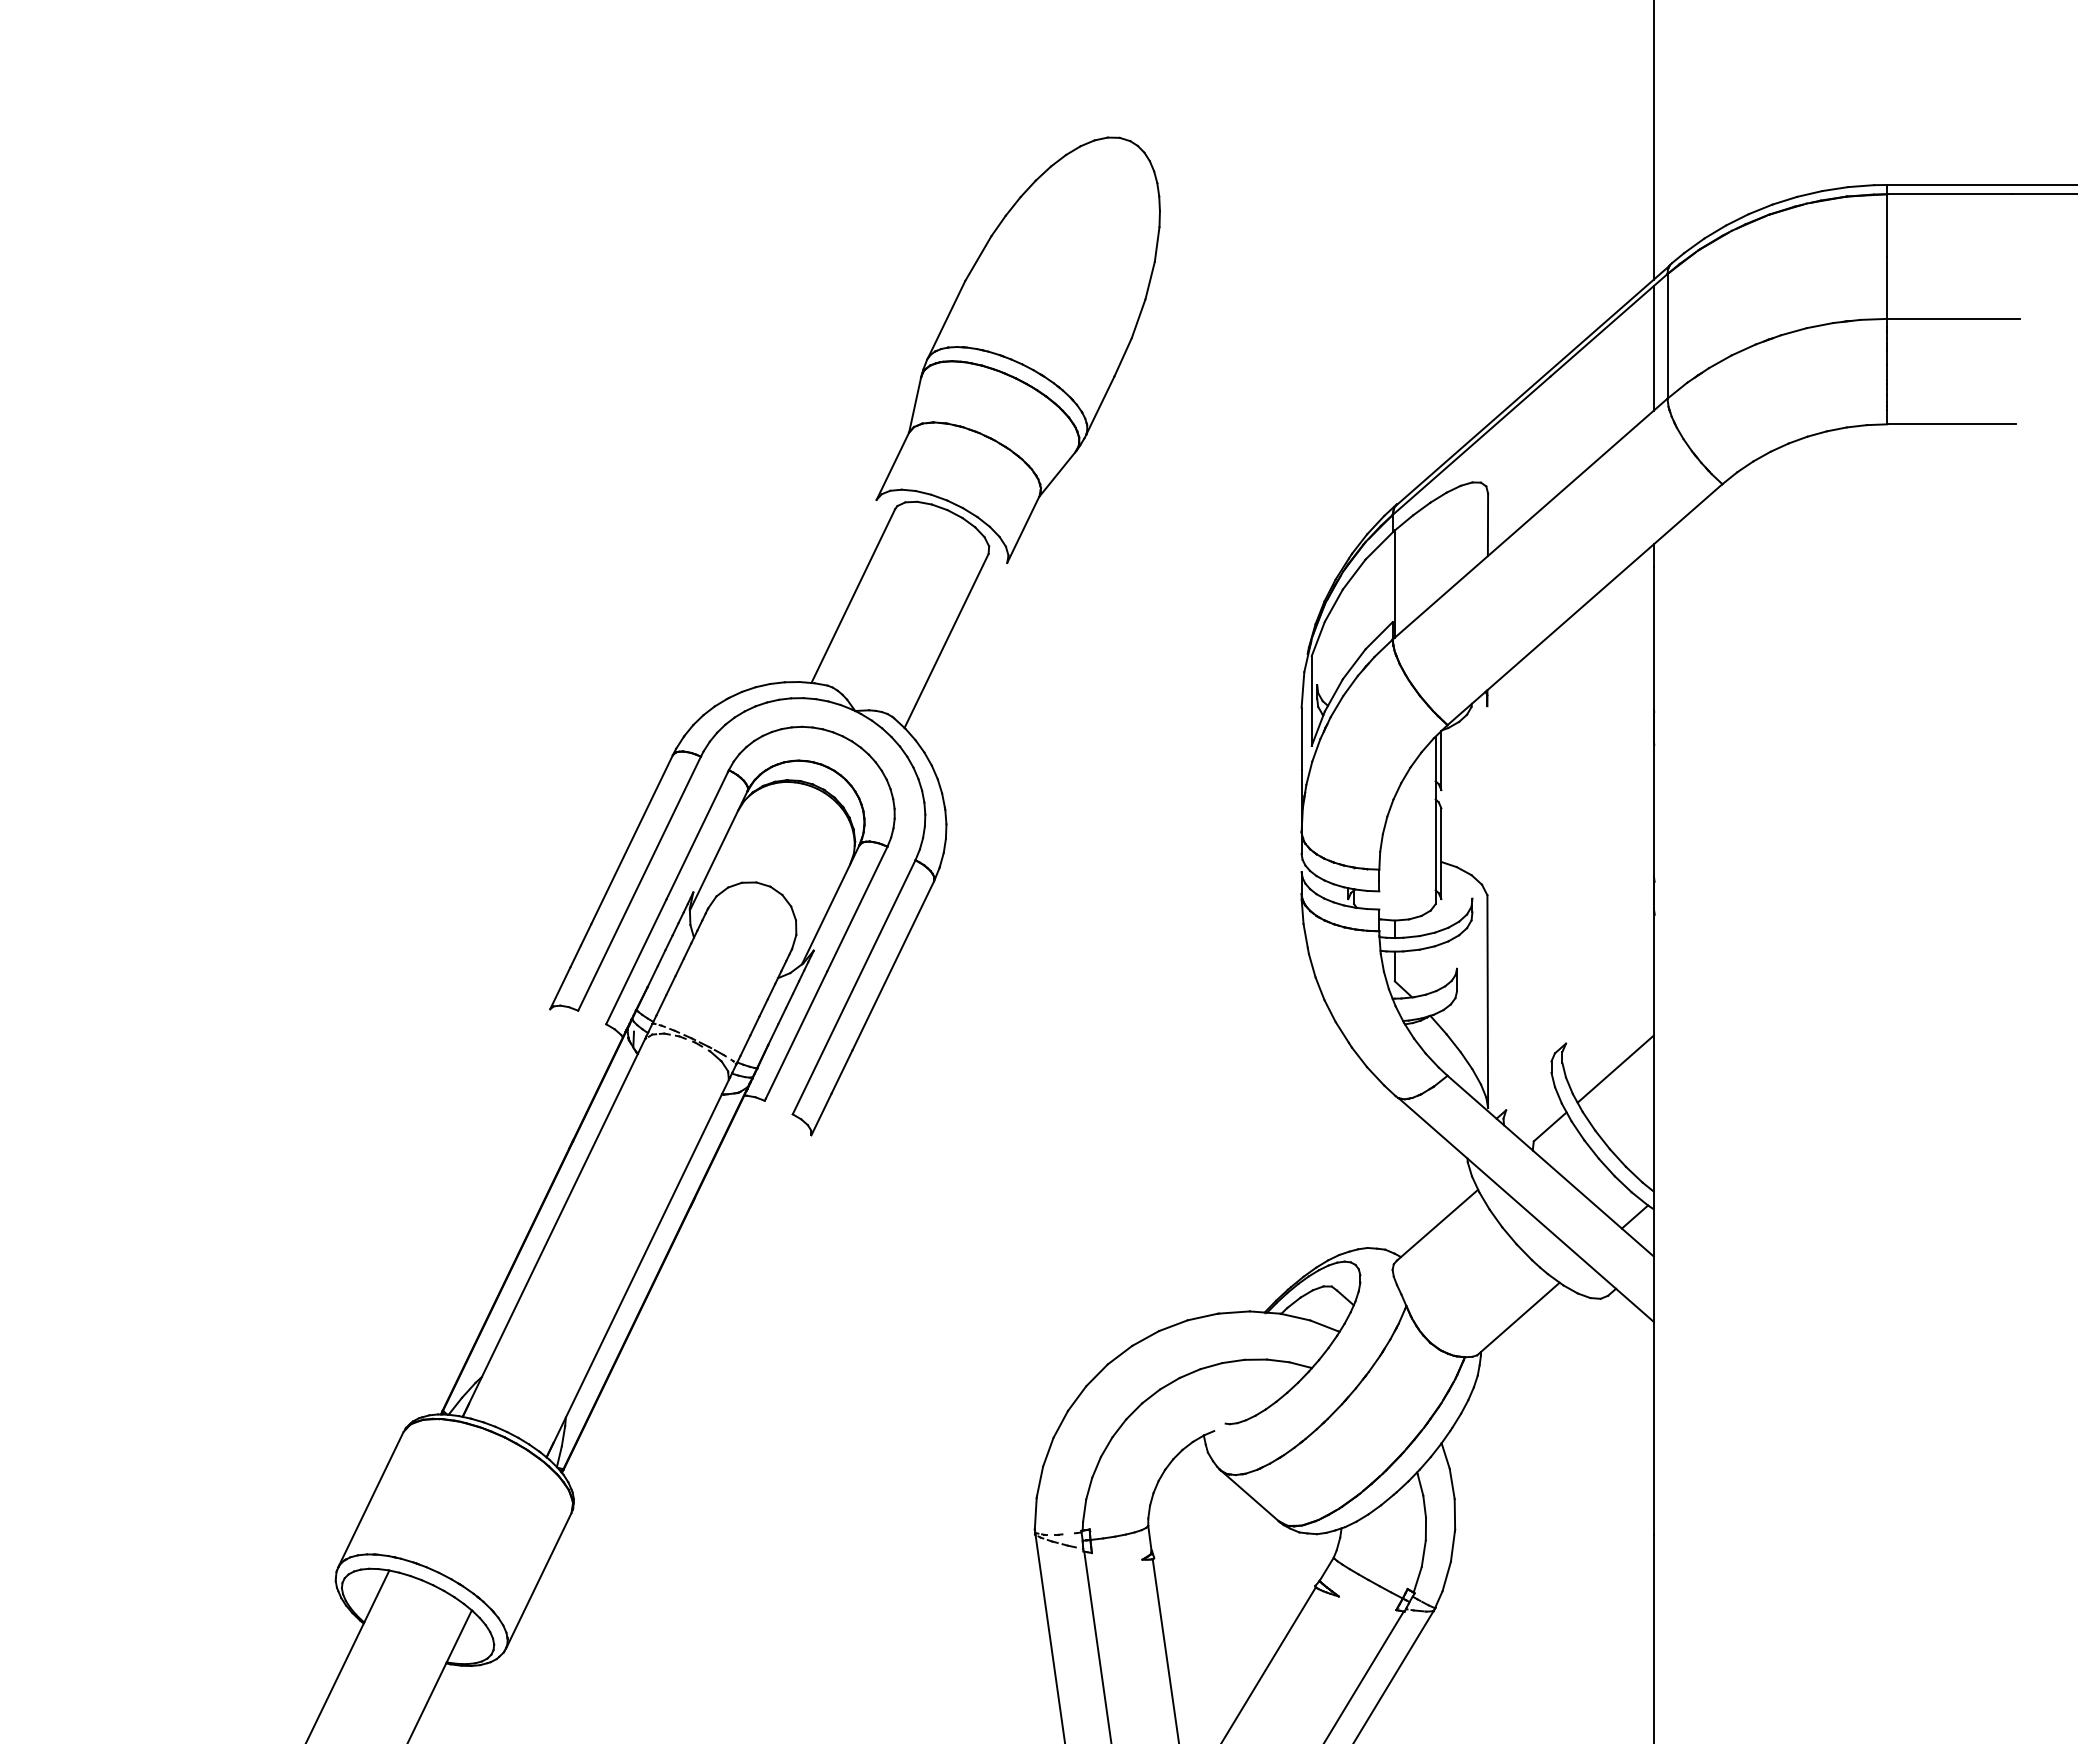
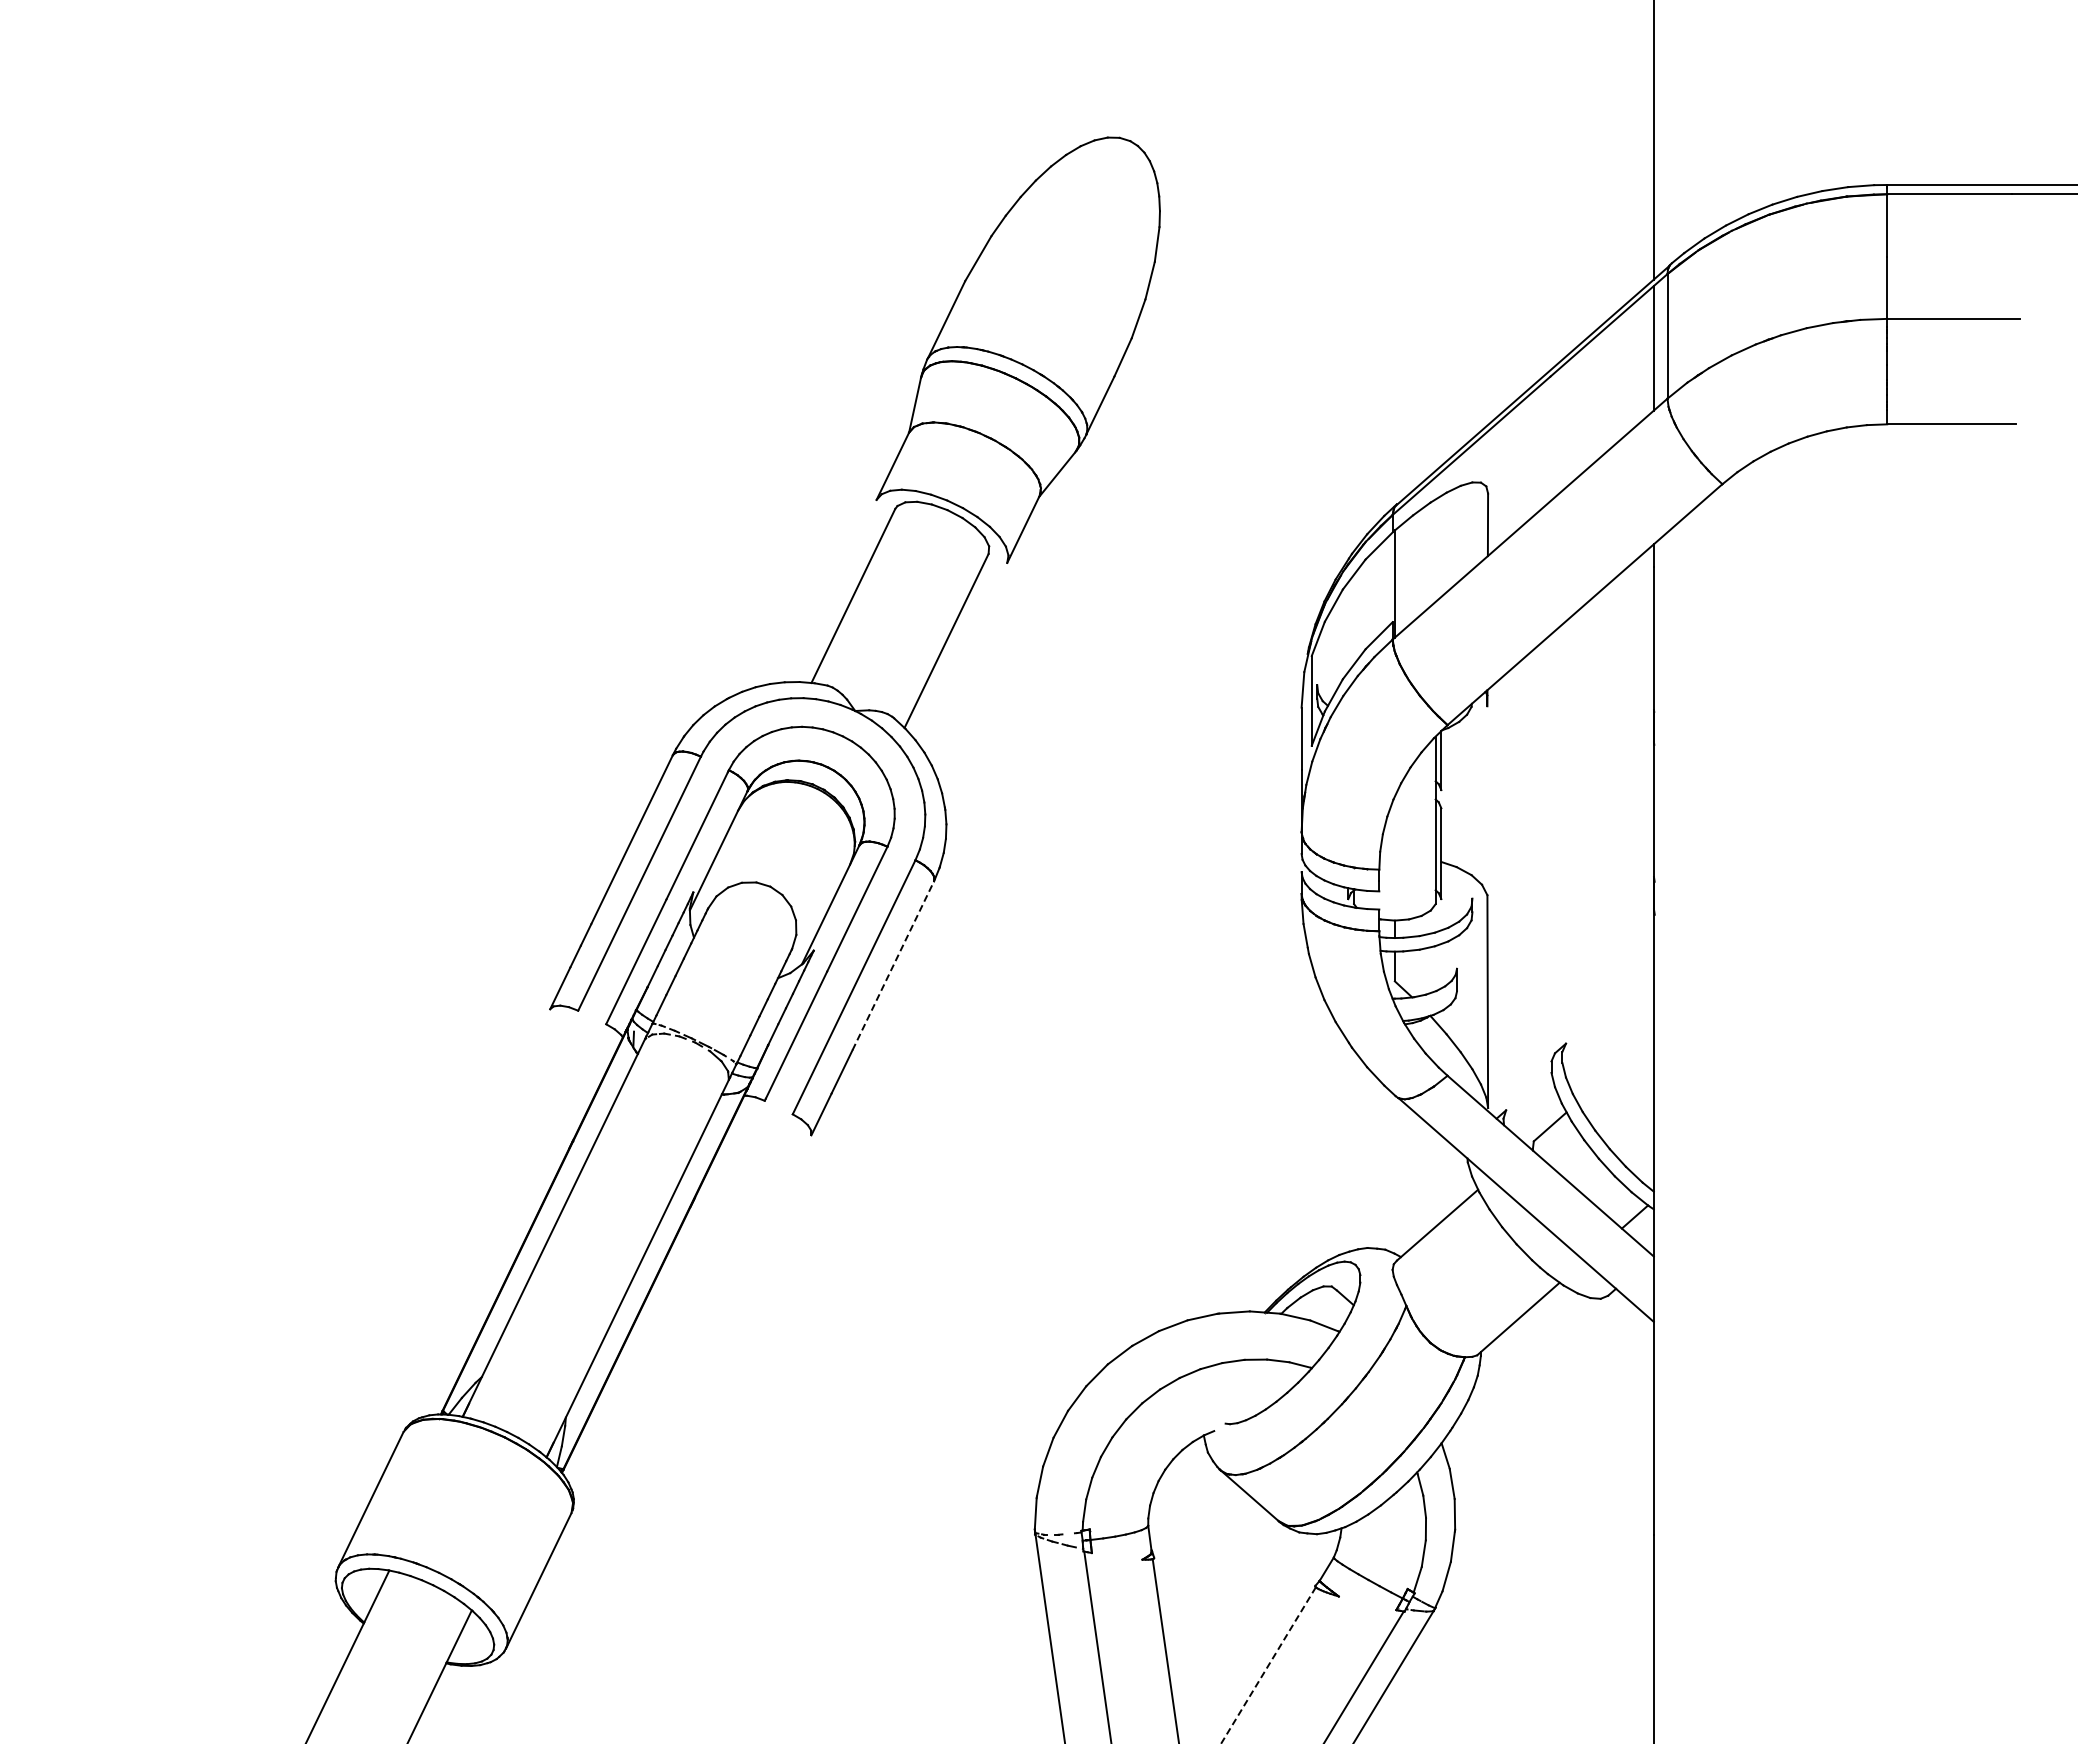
line: solid -> dashed (893, 965)
line: present -> none (1615, 1068)
line: solid -> dashed (1268, 1665)
